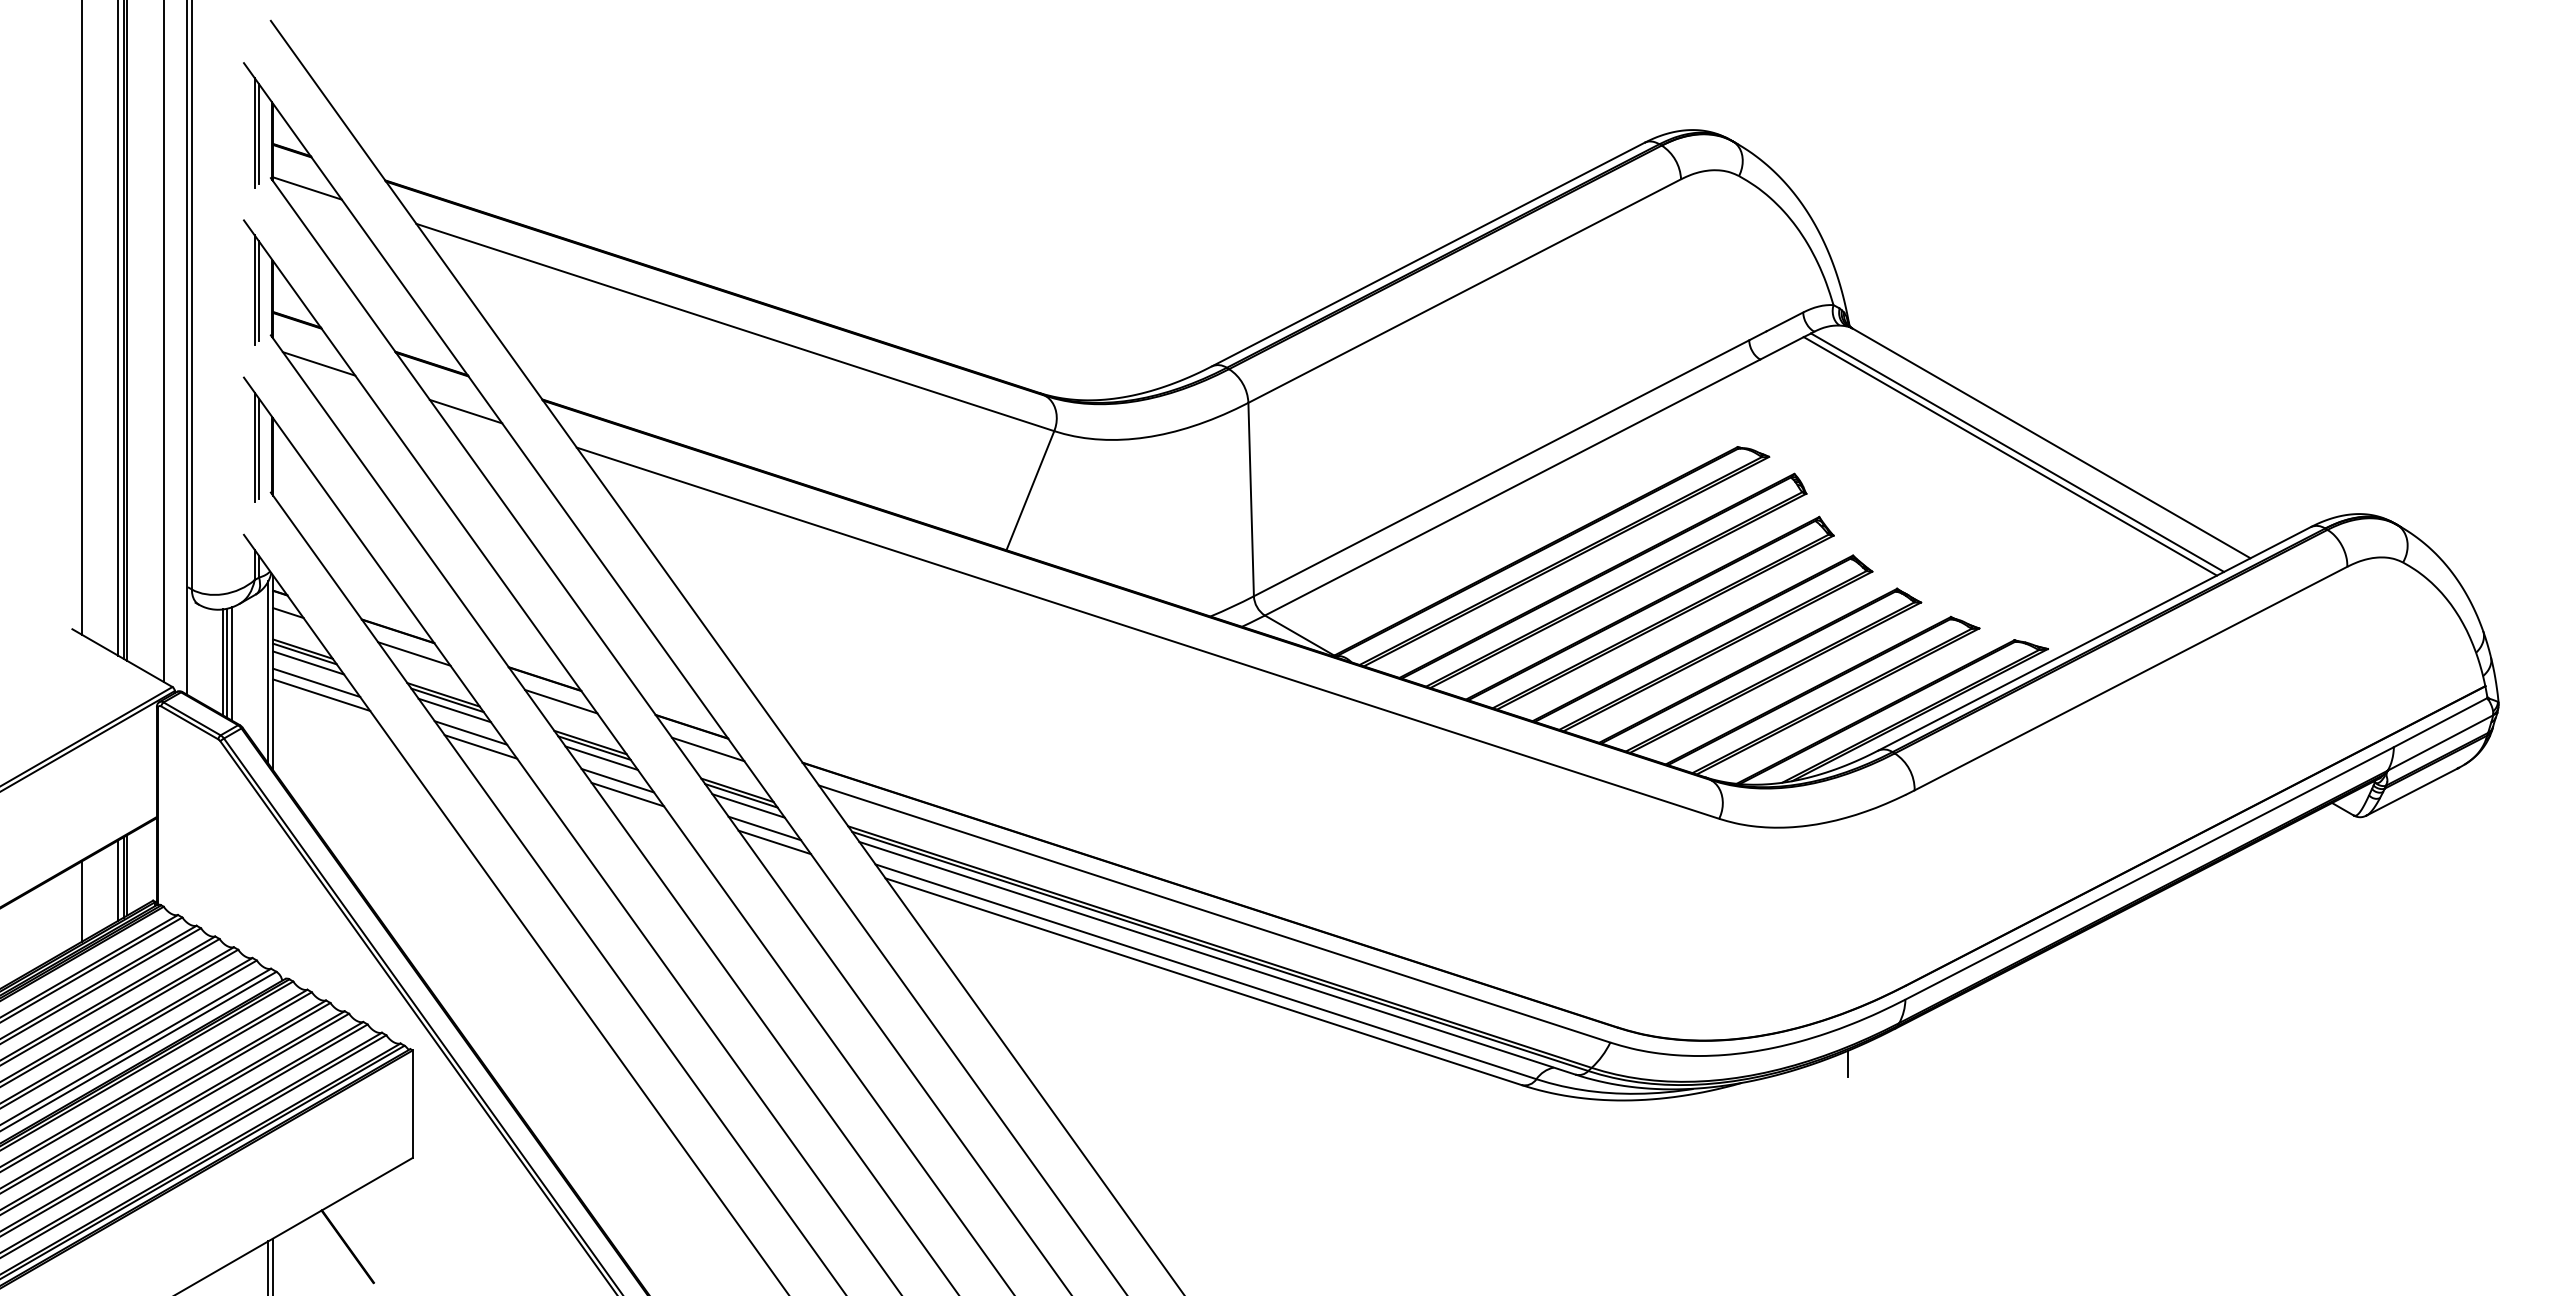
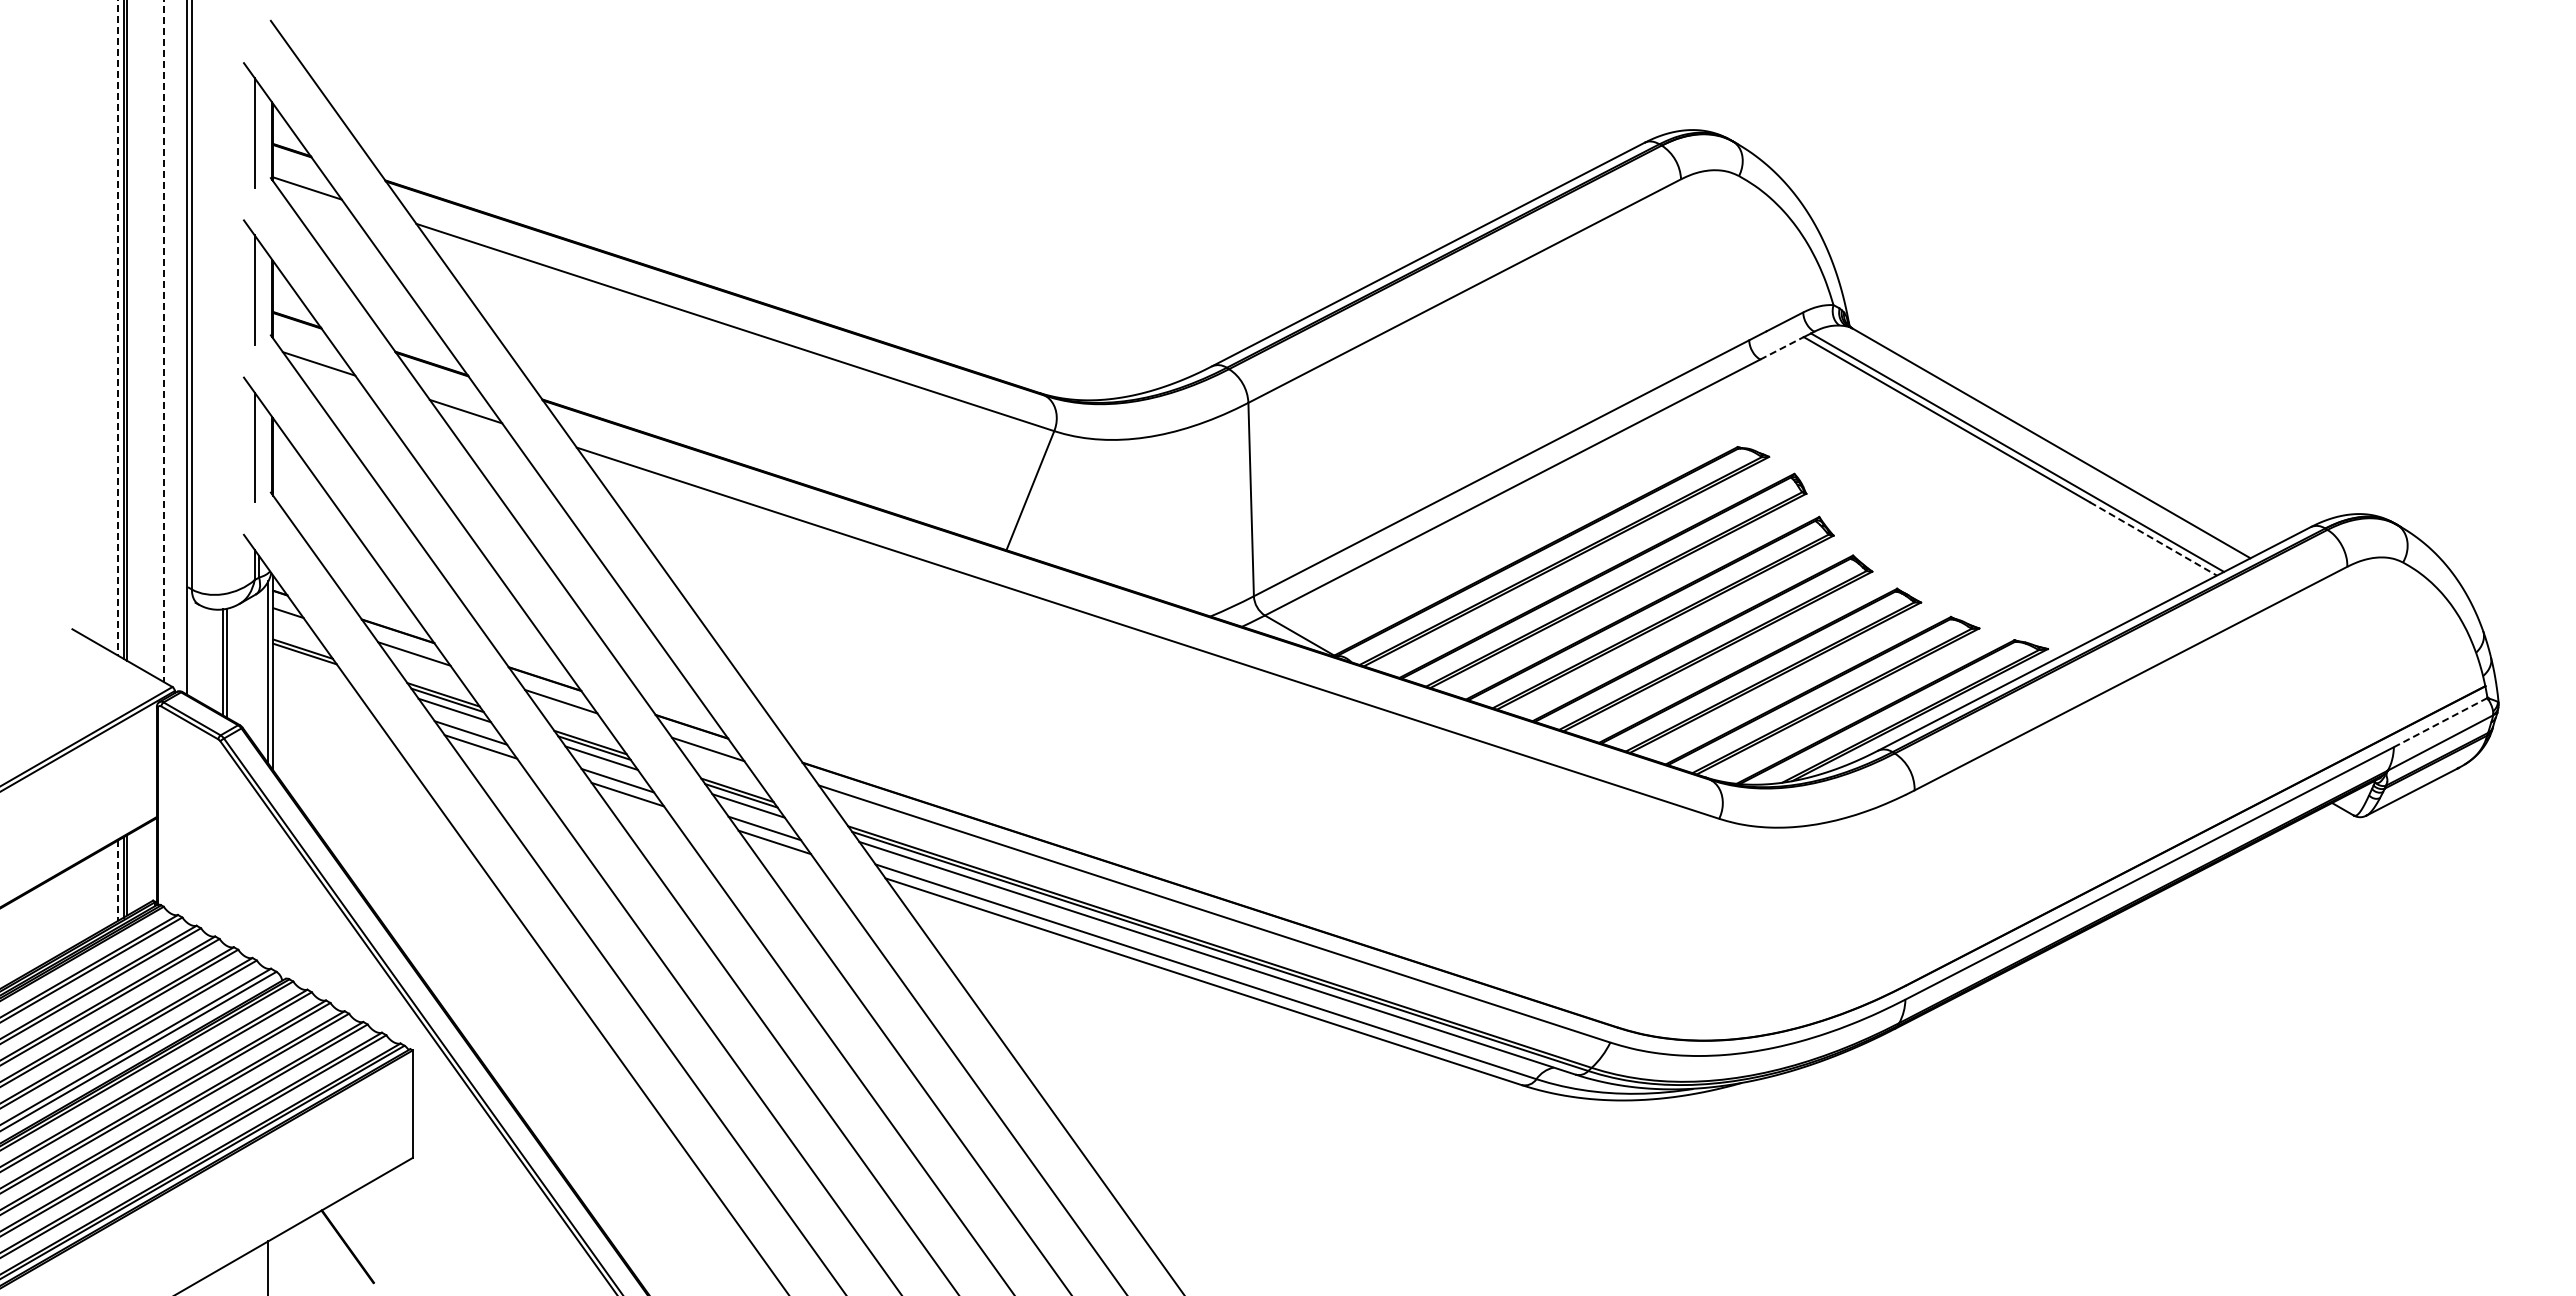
line: present -> none (259, 134)
line: present -> none (259, 291)
line: present -> none (82, 318)
line: solid -> dashed (118, 328)
line: solid -> dashed (163, 340)
line: solid -> dashed (1782, 348)
line: present -> none (259, 448)
line: solid -> dashed (2153, 539)
line: present -> none (308, 662)
line: present -> none (232, 663)
line: present -> none (316, 682)
line: present -> none (321, 694)
line: solid -> dashed (2440, 722)
line: solid -> dashed (118, 881)
line: present -> none (82, 901)
line: present -> none (1847, 1063)
line: present -> none (273, 1265)
